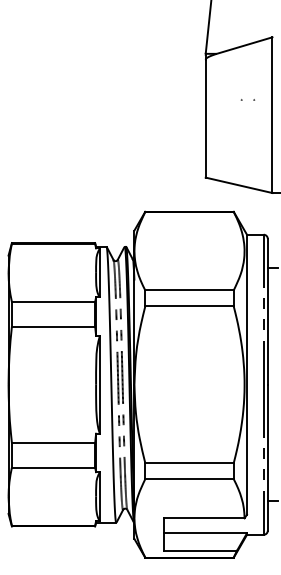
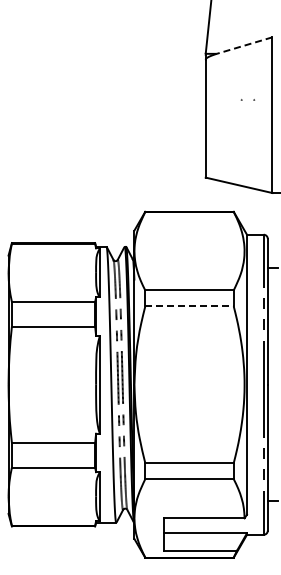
line: solid -> dashed (244, 45)
line: solid -> dashed (190, 306)
